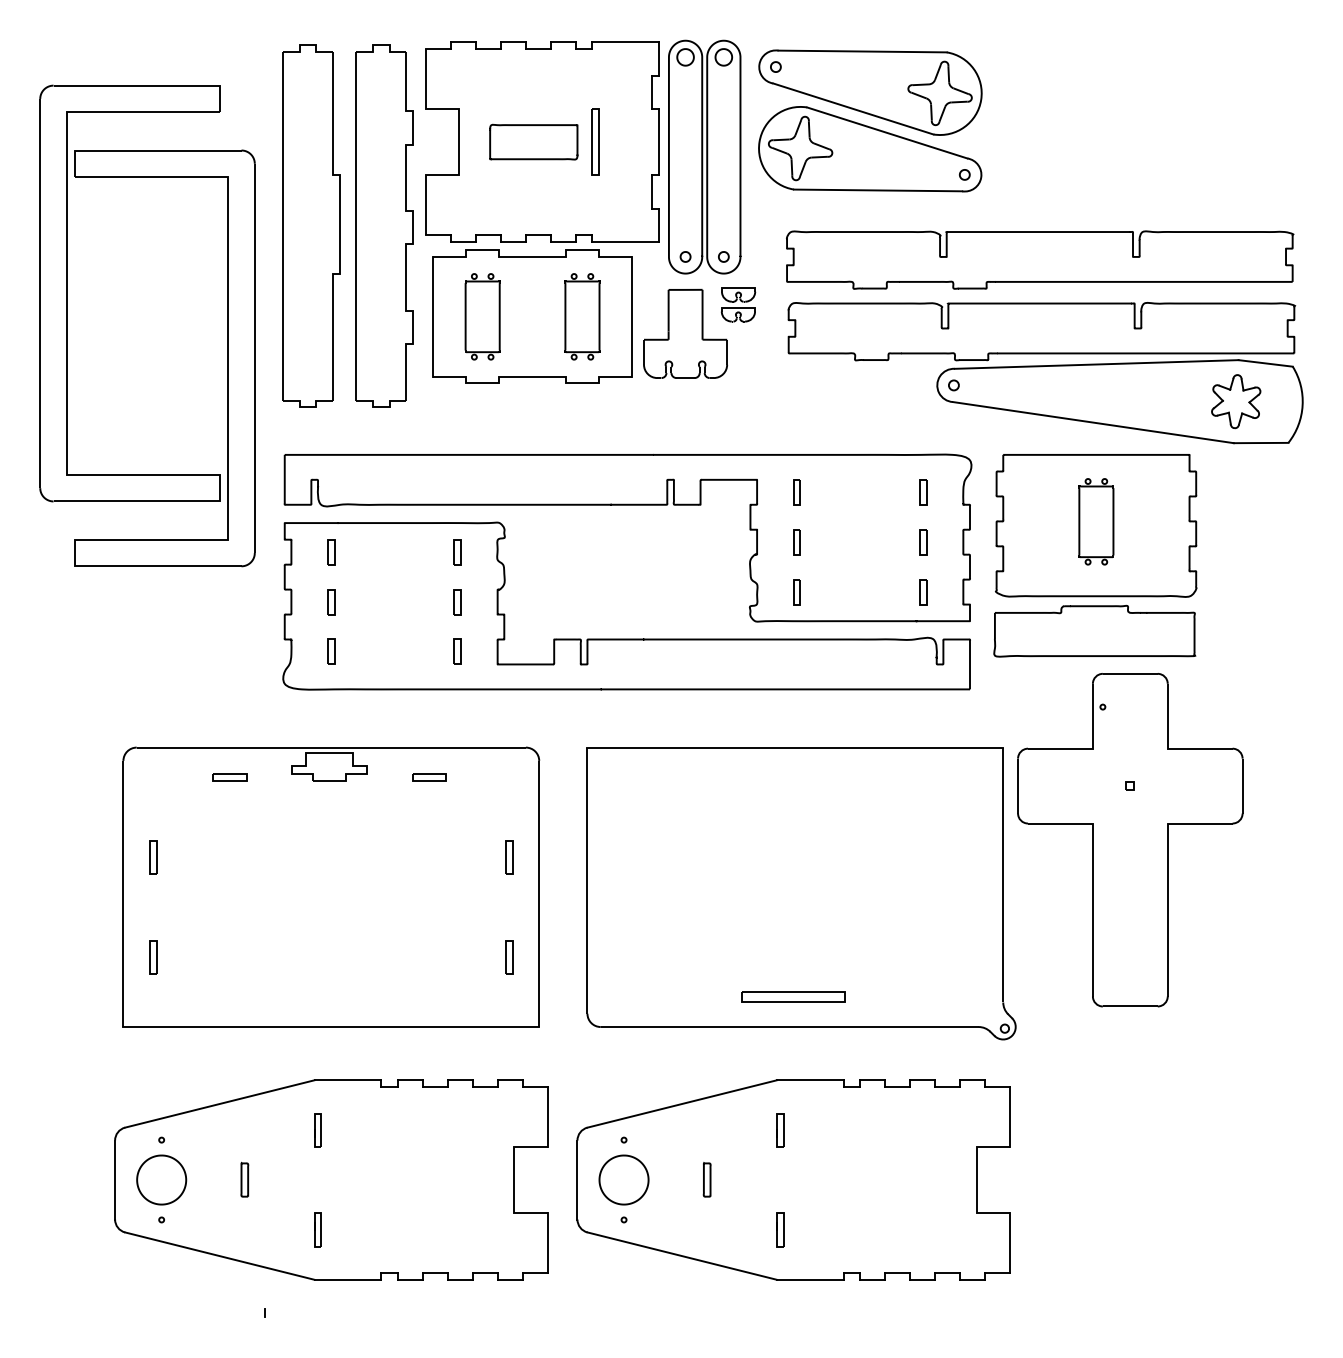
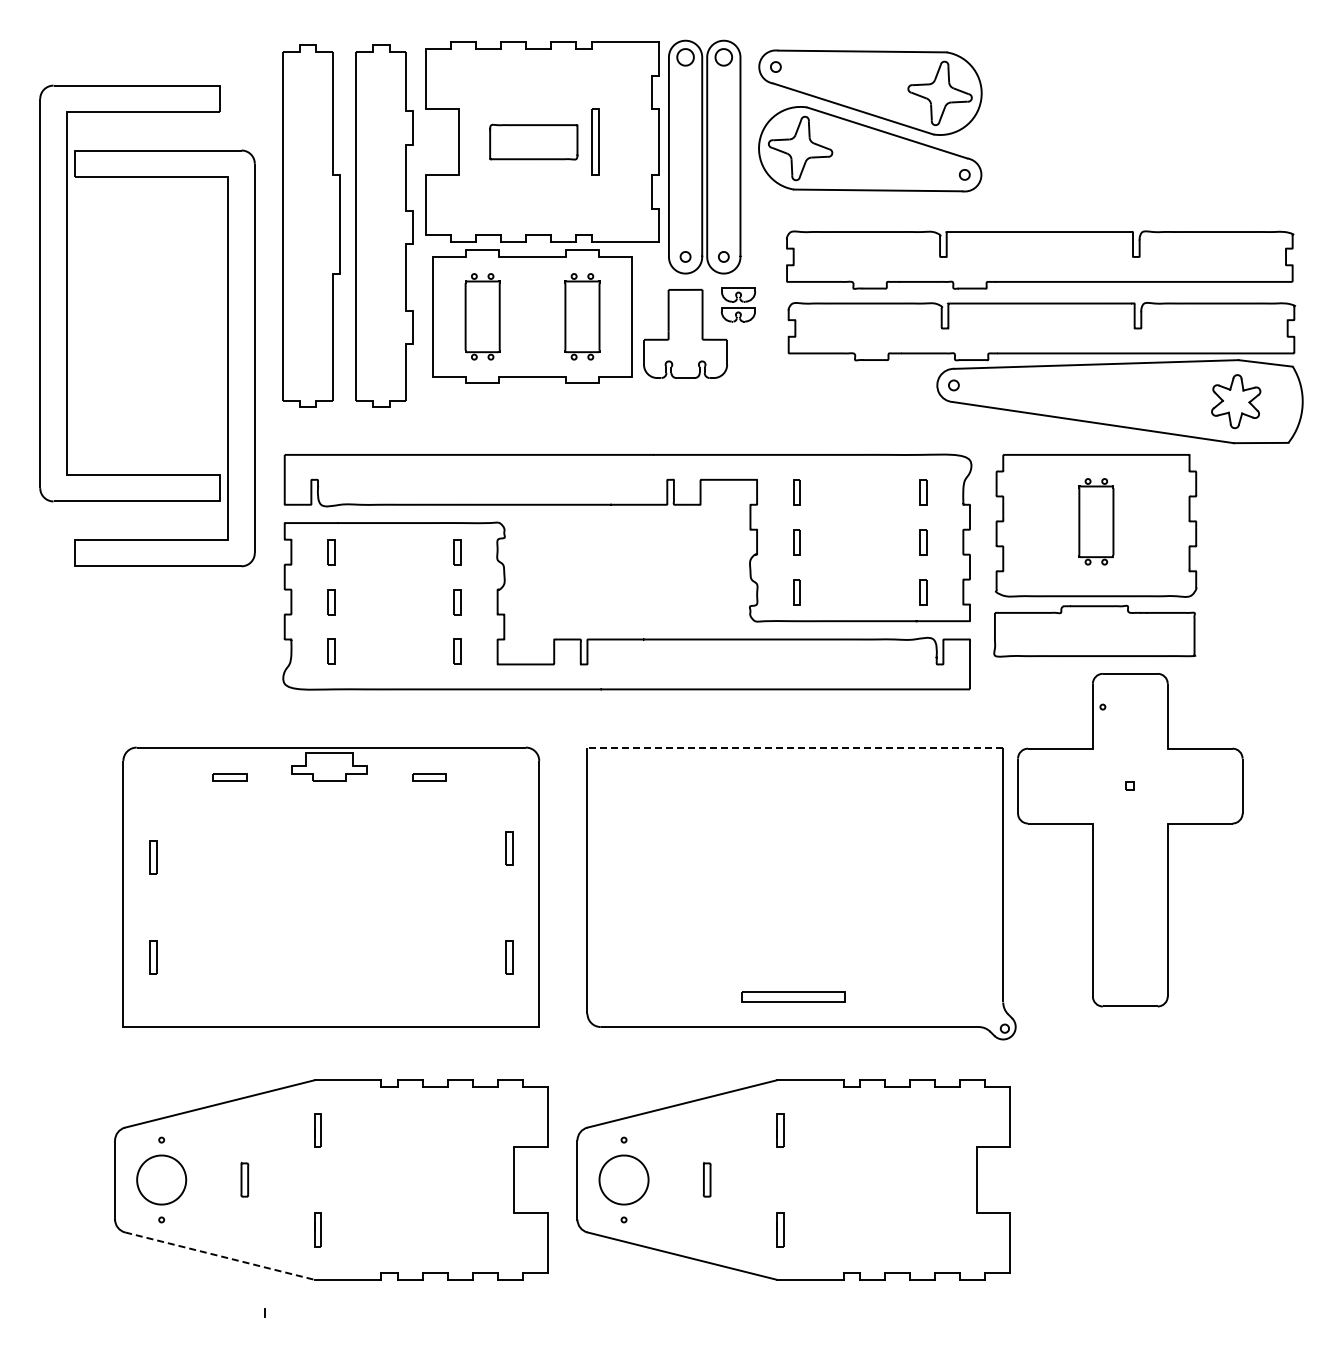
line: solid -> dashed (795, 747)
part position: (509, 857) -> (509, 848) (509, 848)
line: solid -> dashed (219, 1256)
